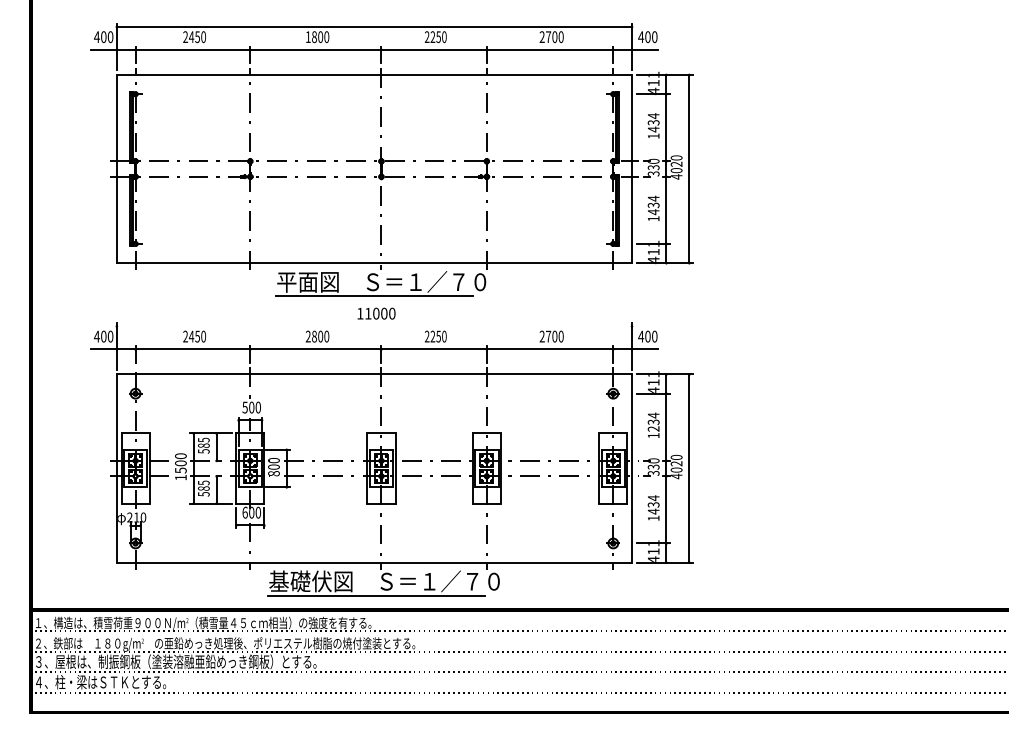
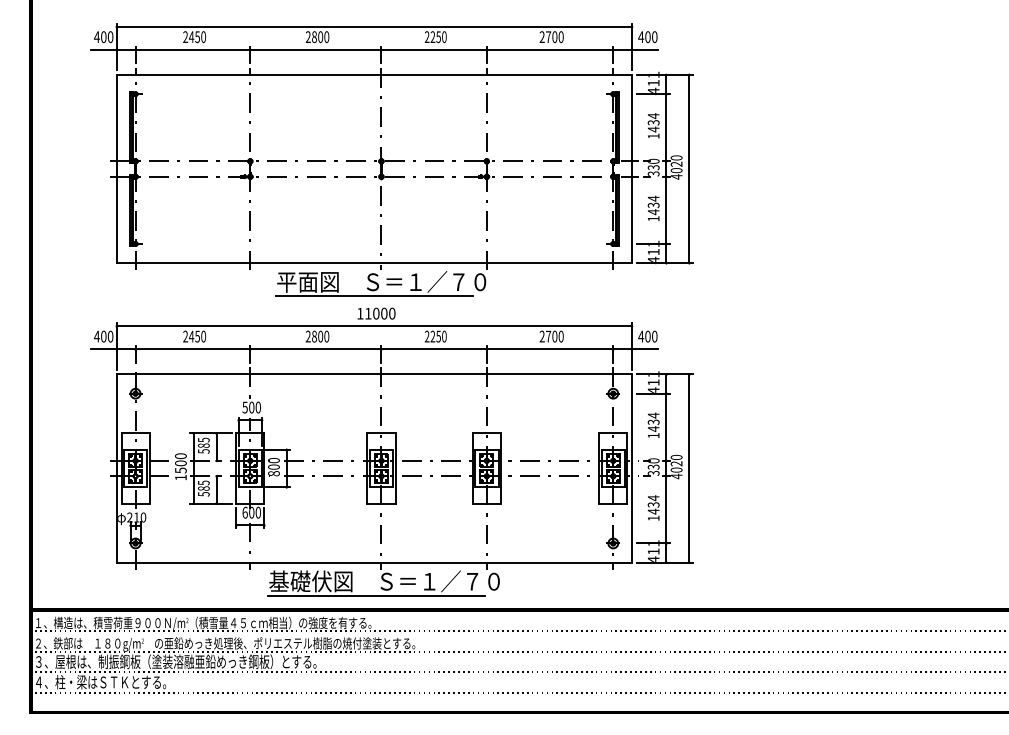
text: 1800 -> 2800 (307, 36)
line: none -> present (374, 326)
text: 1234 -> 1434 (653, 428)
